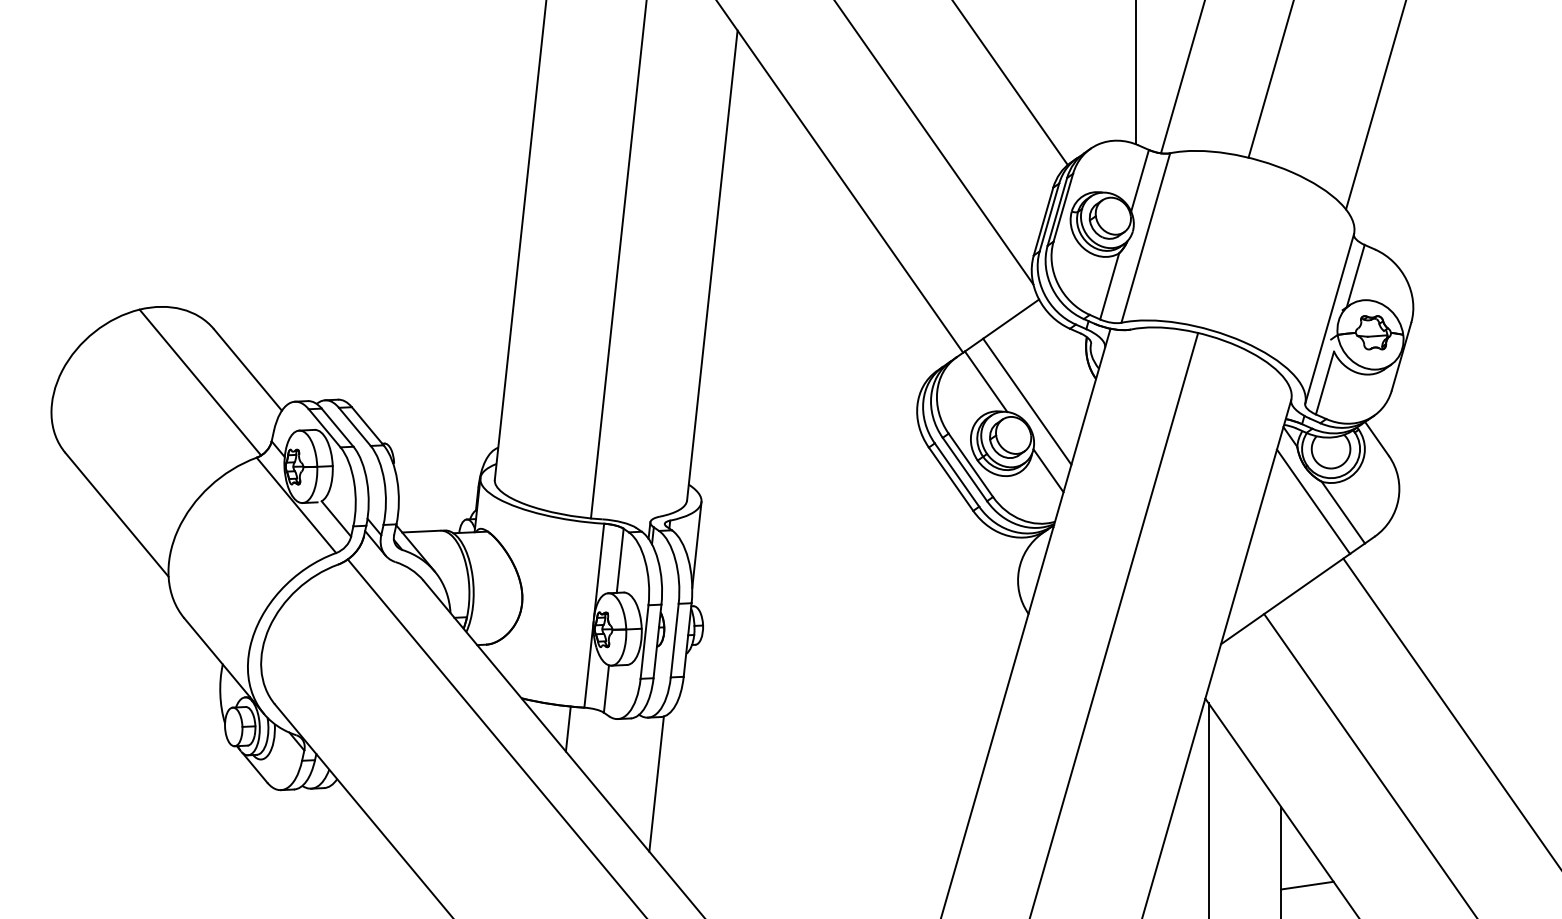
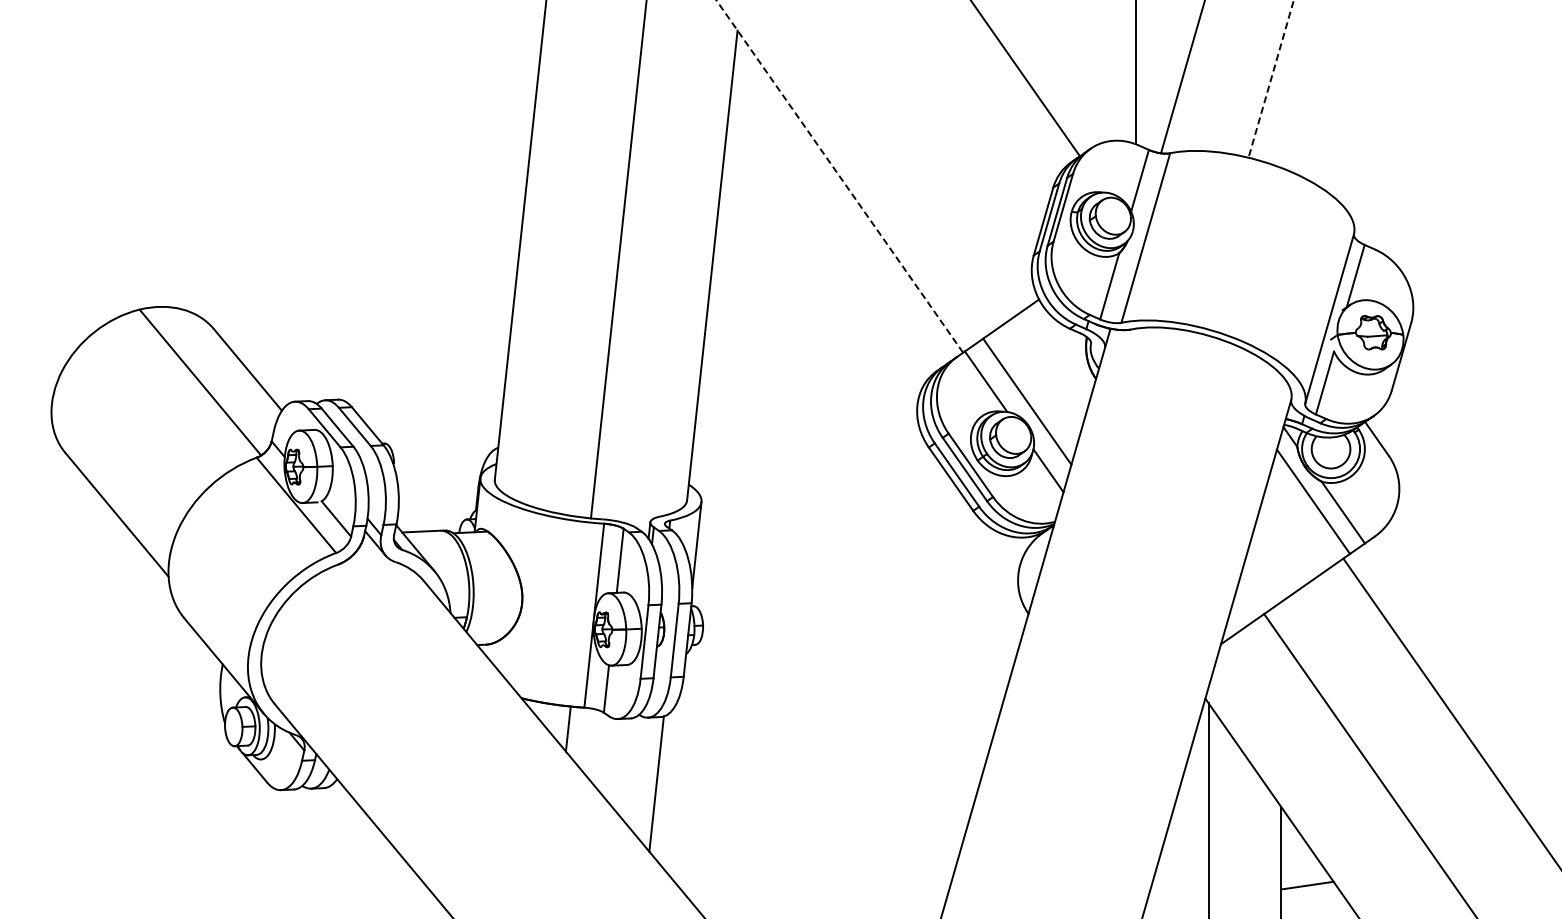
line: solid -> dashed (1271, 78)
line position: (1010, 83) -> (1025, 78) (1025, 78)
line: present -> none (1375, 105)
line: present -> none (934, 143)
line: solid -> dashed (839, 176)
line: present -> none (1114, 623)
line: present -> none (495, 737)
